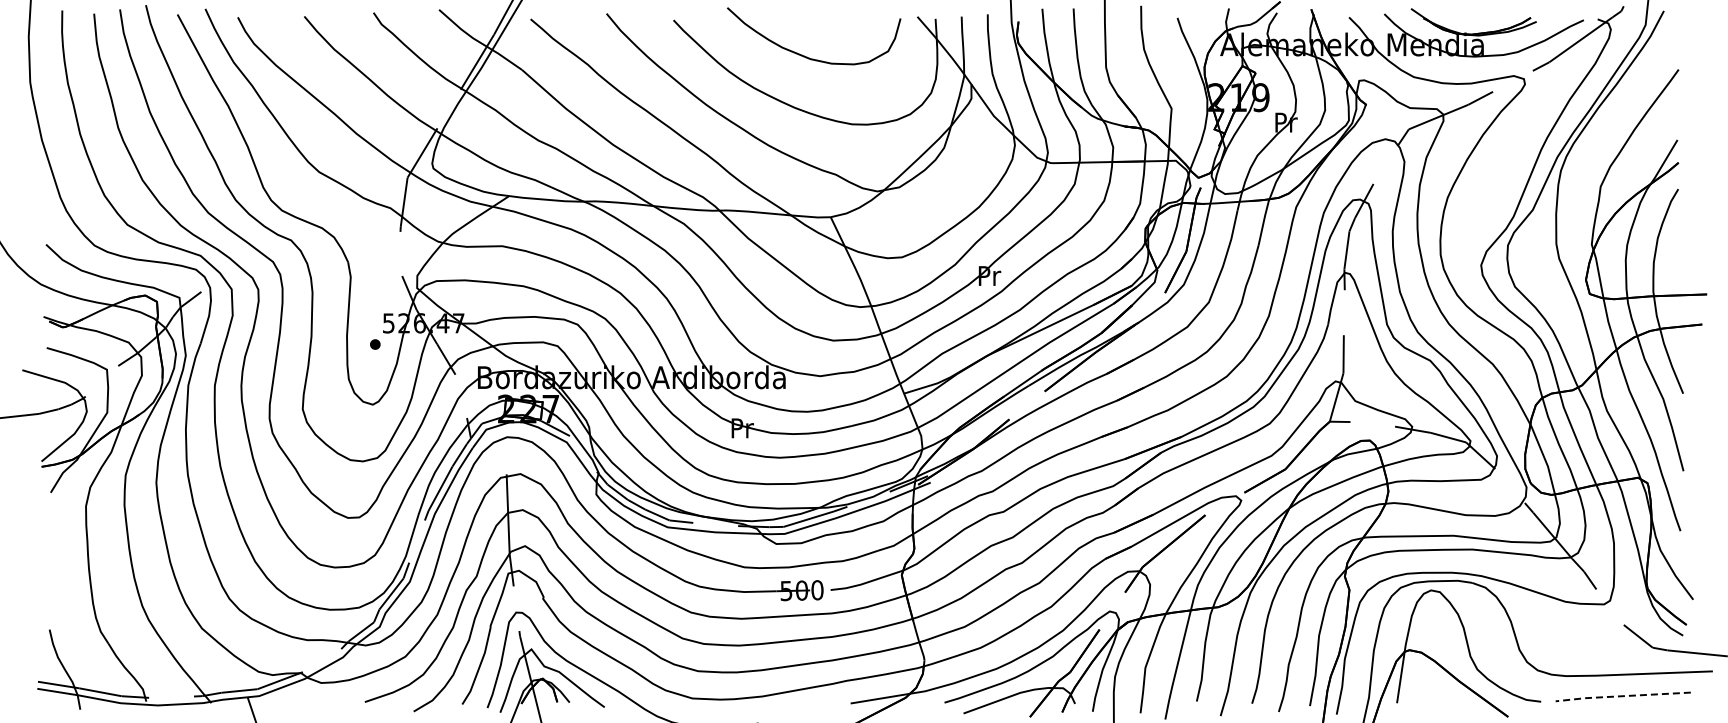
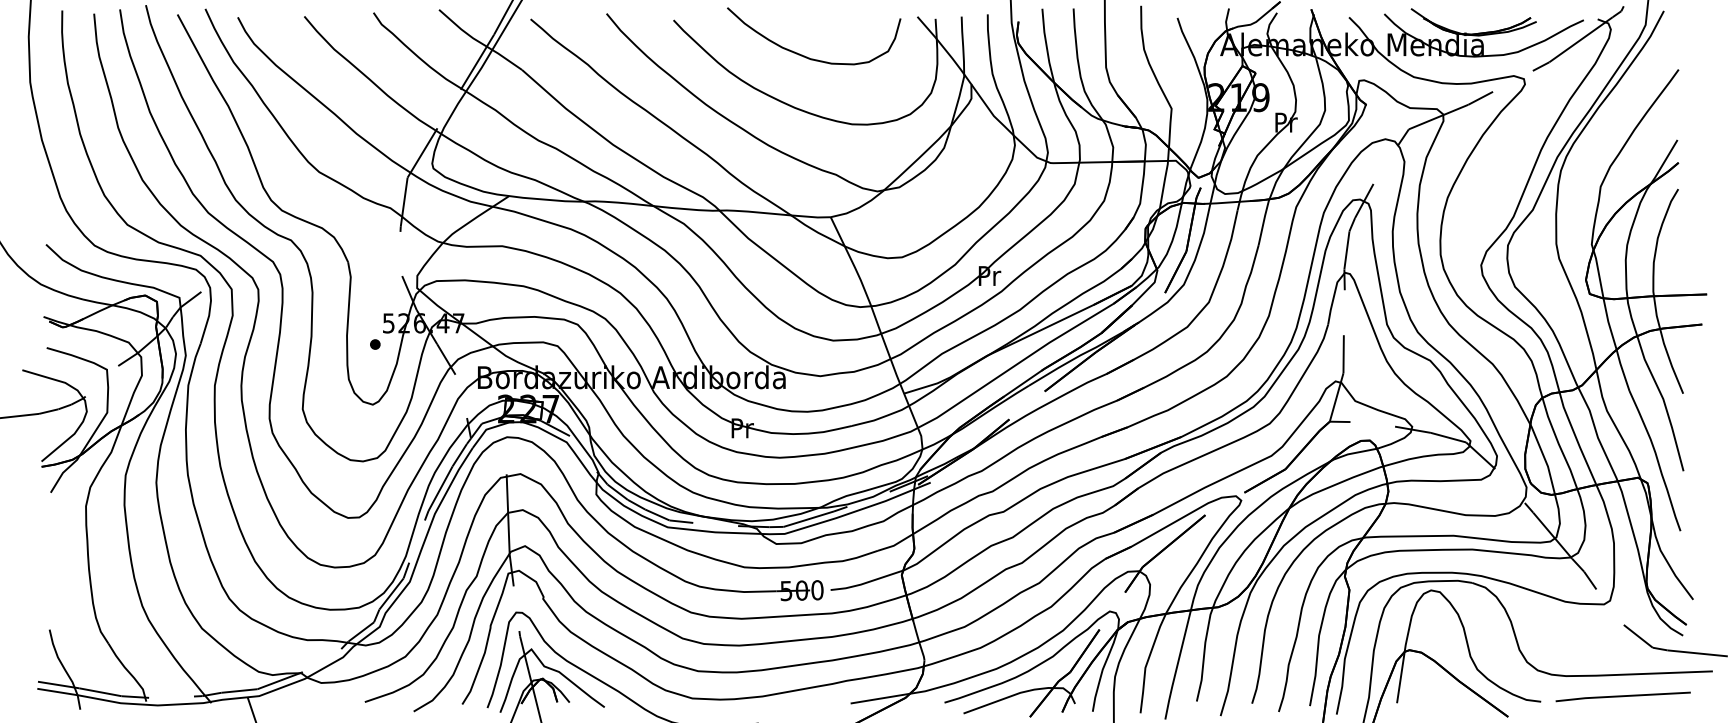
line: dashed -> solid (1622, 696)
